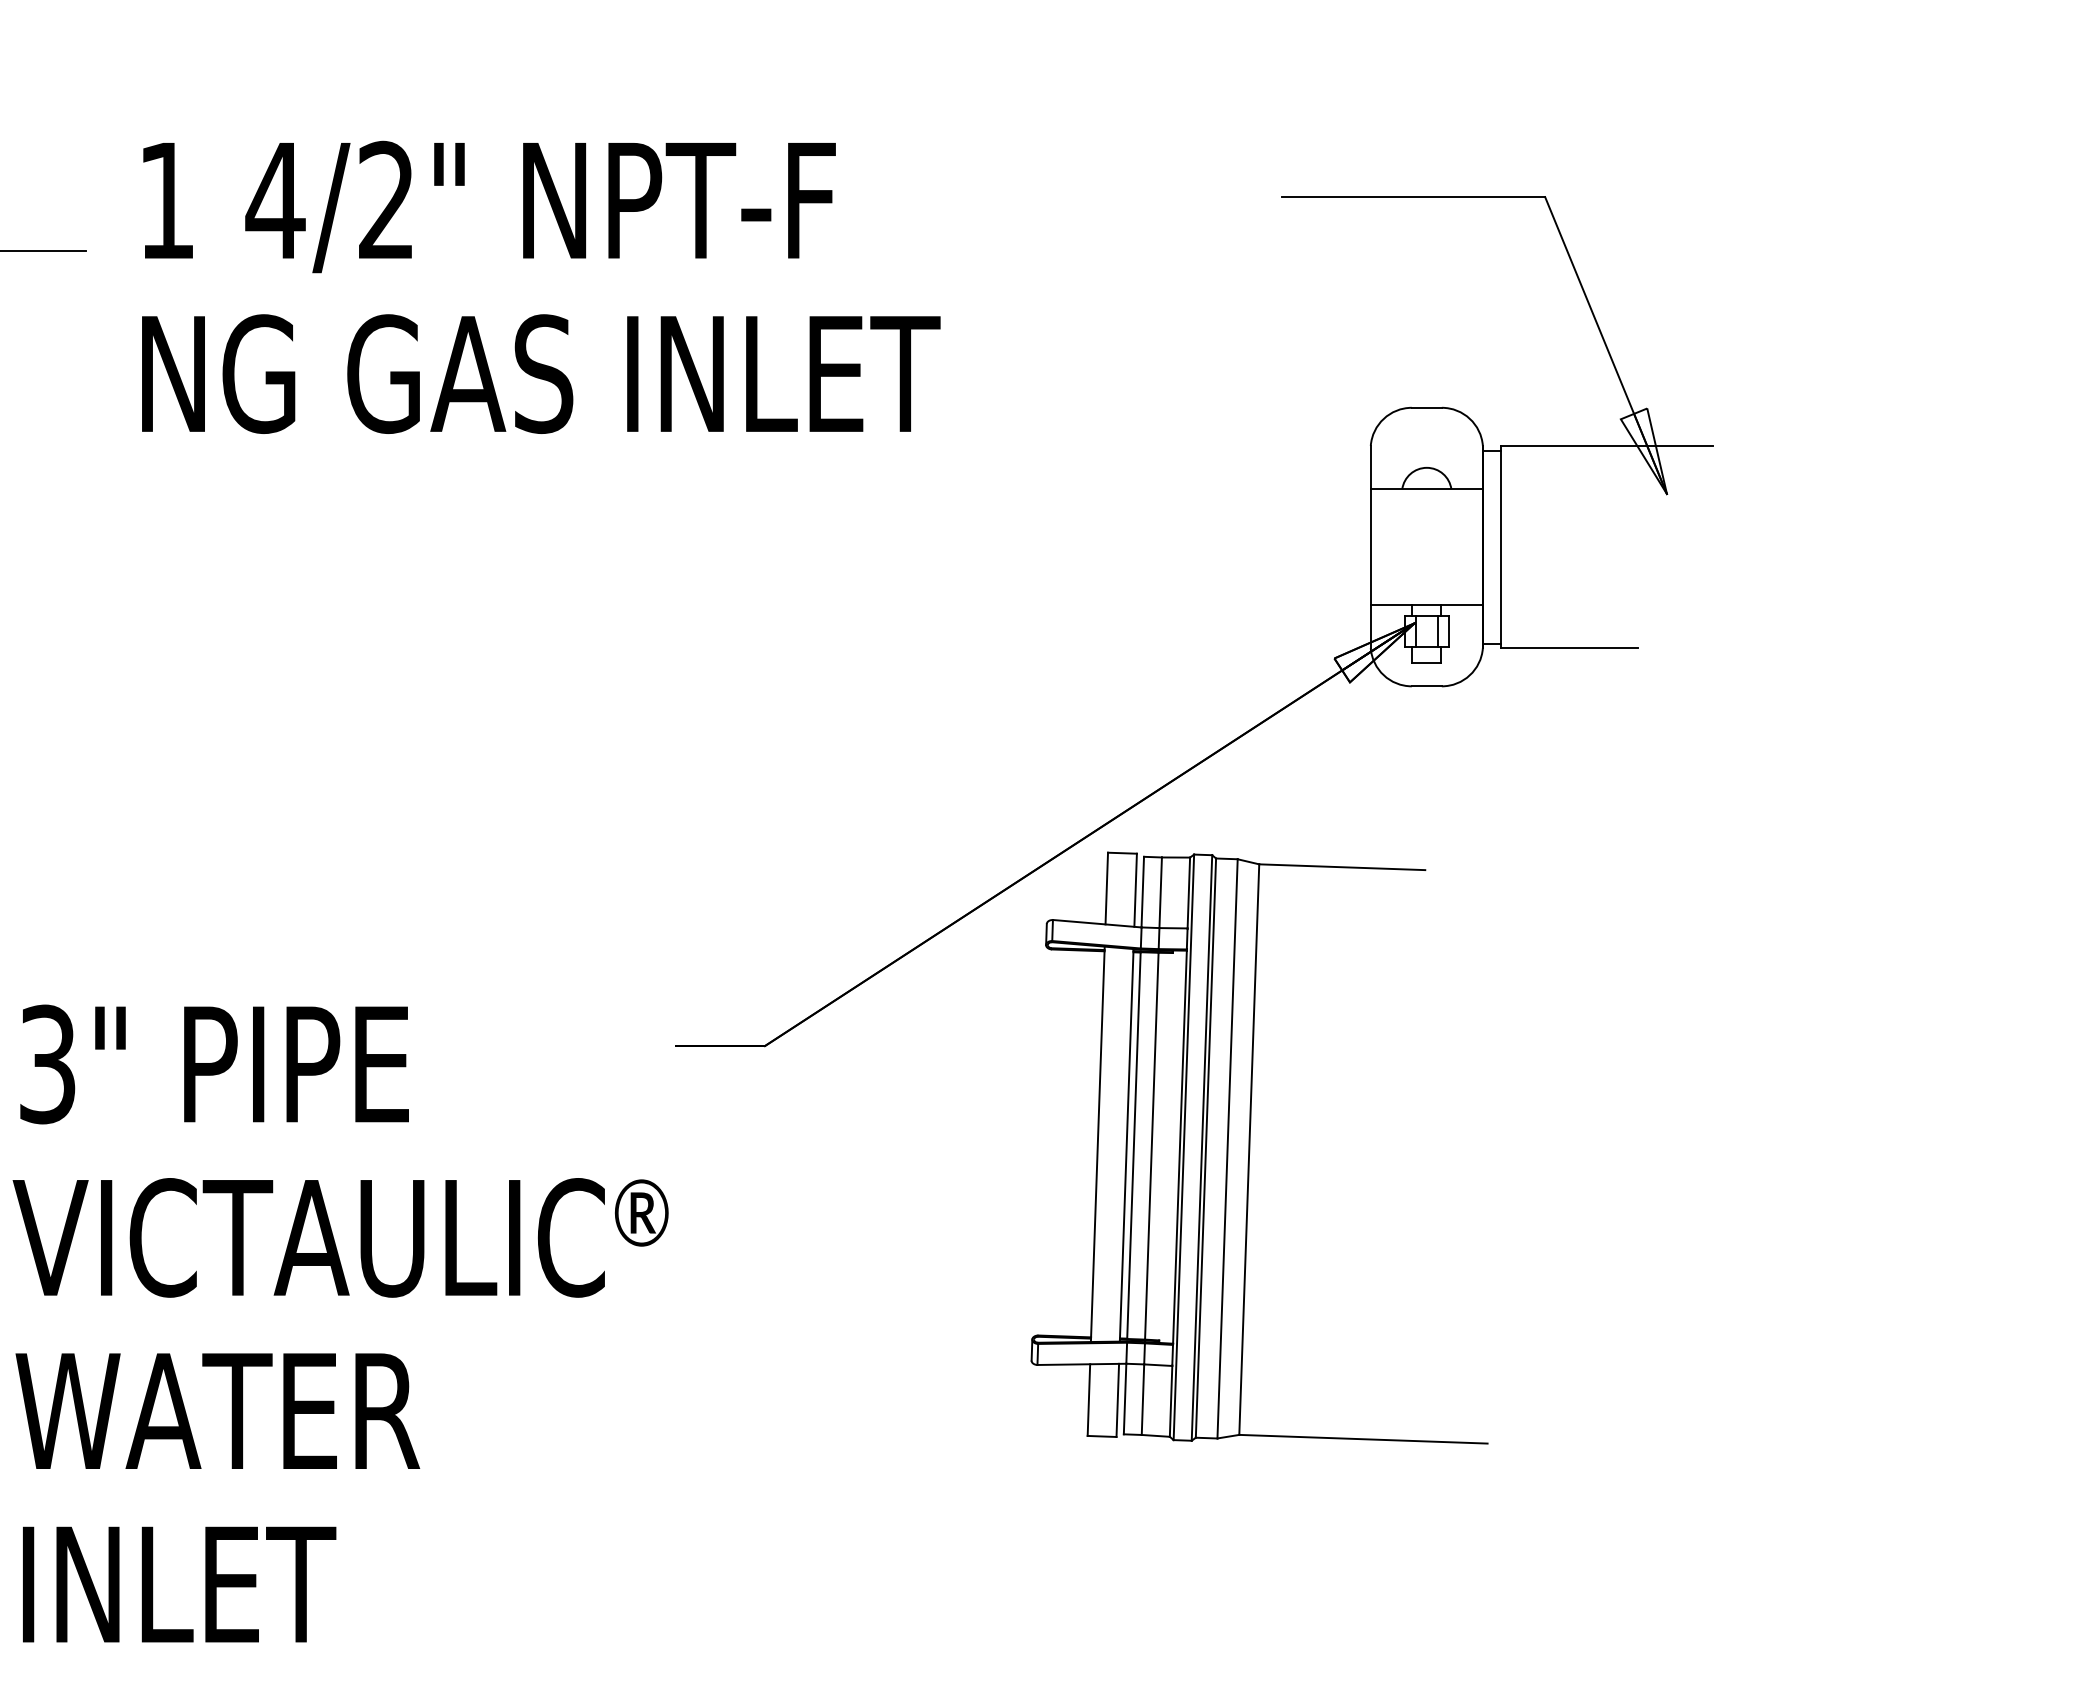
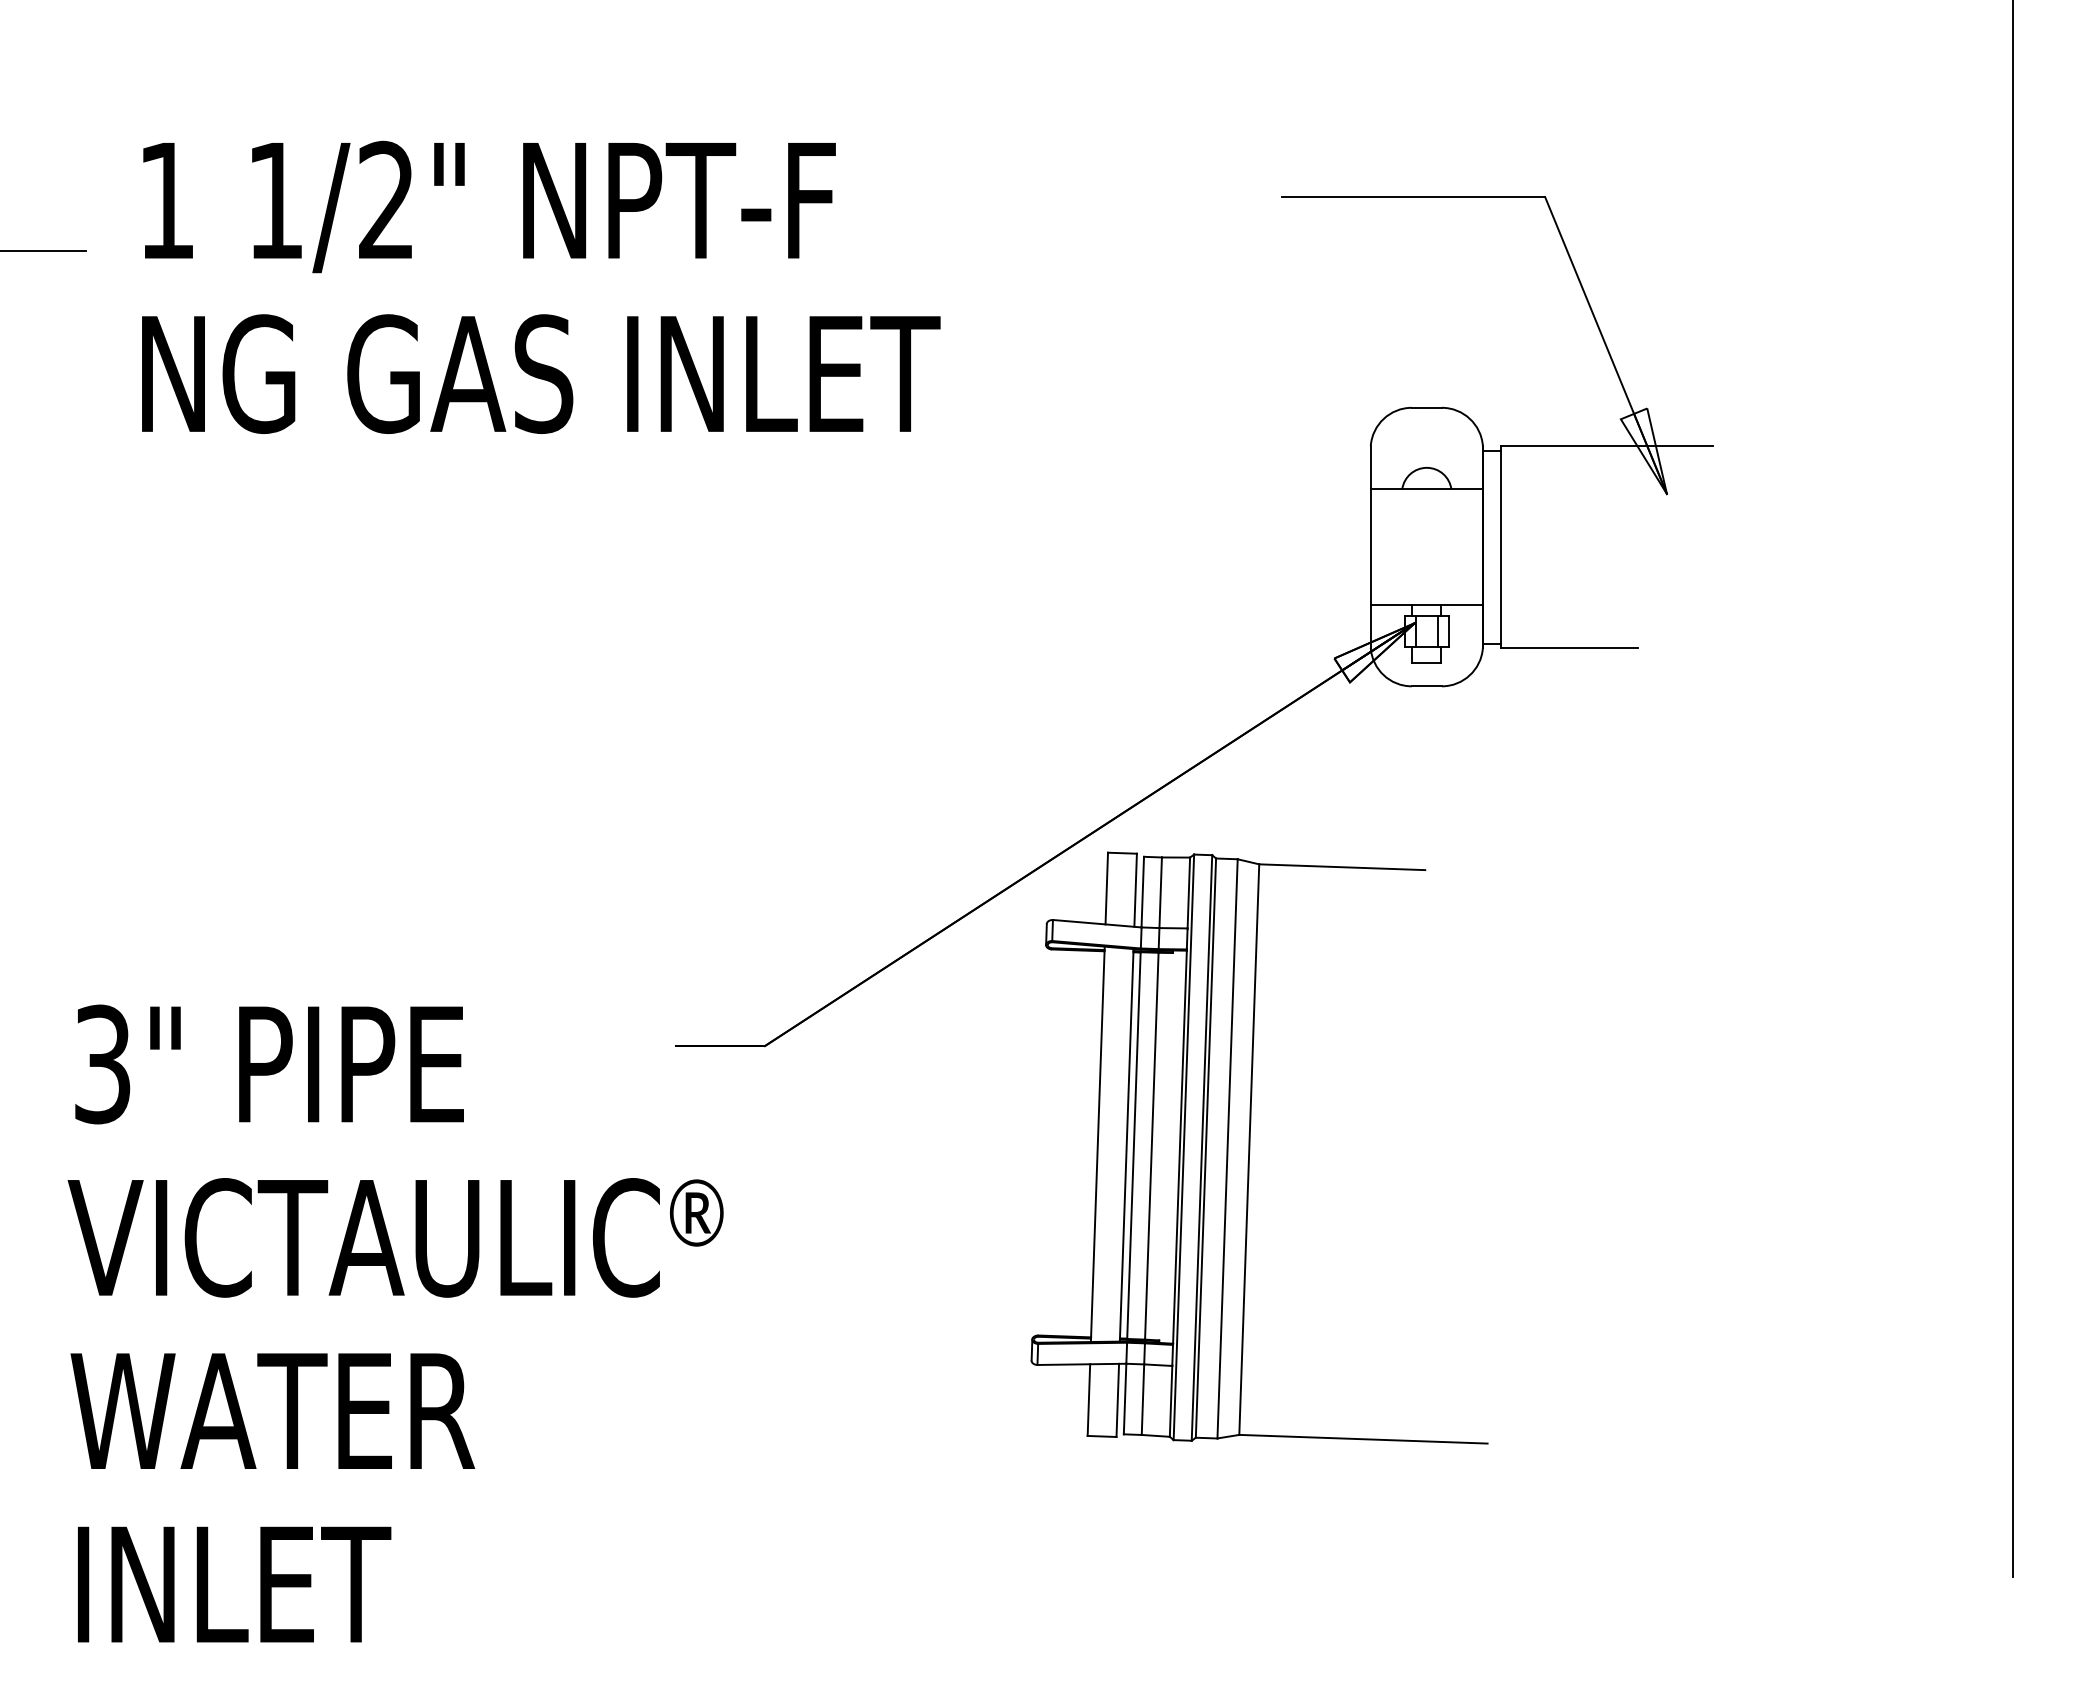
text: 4/2" -> 1/2" (275, 200)
line: none -> present (2012, 789)
text position: (340, 1323) -> (395, 1323) (395, 1323)
